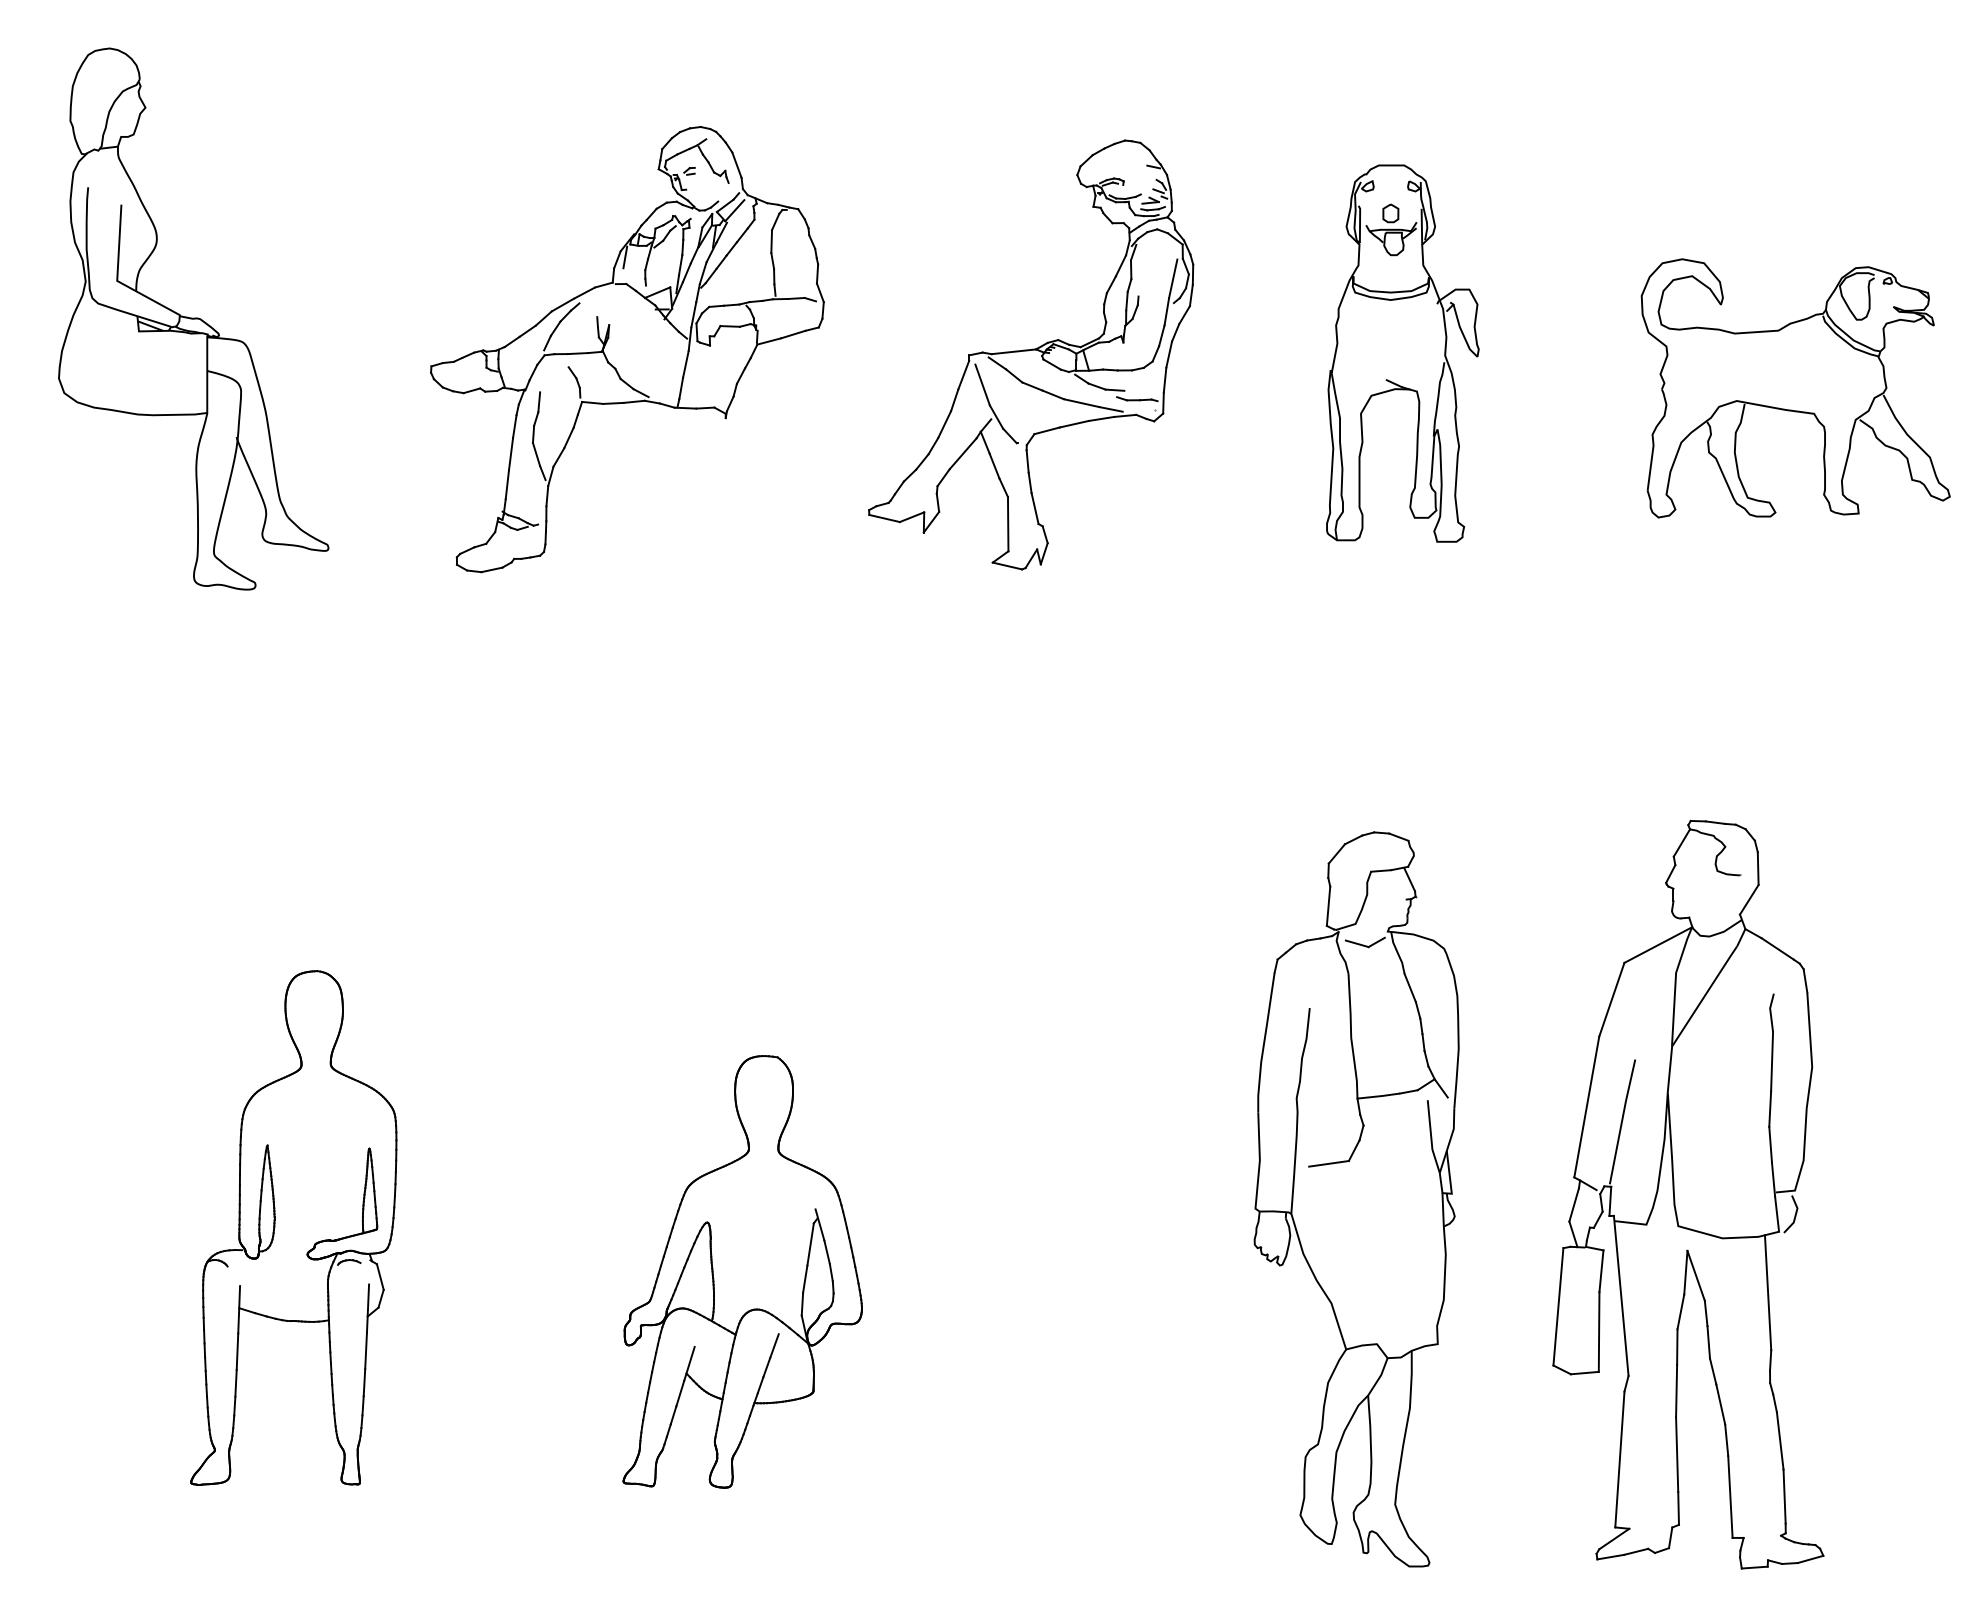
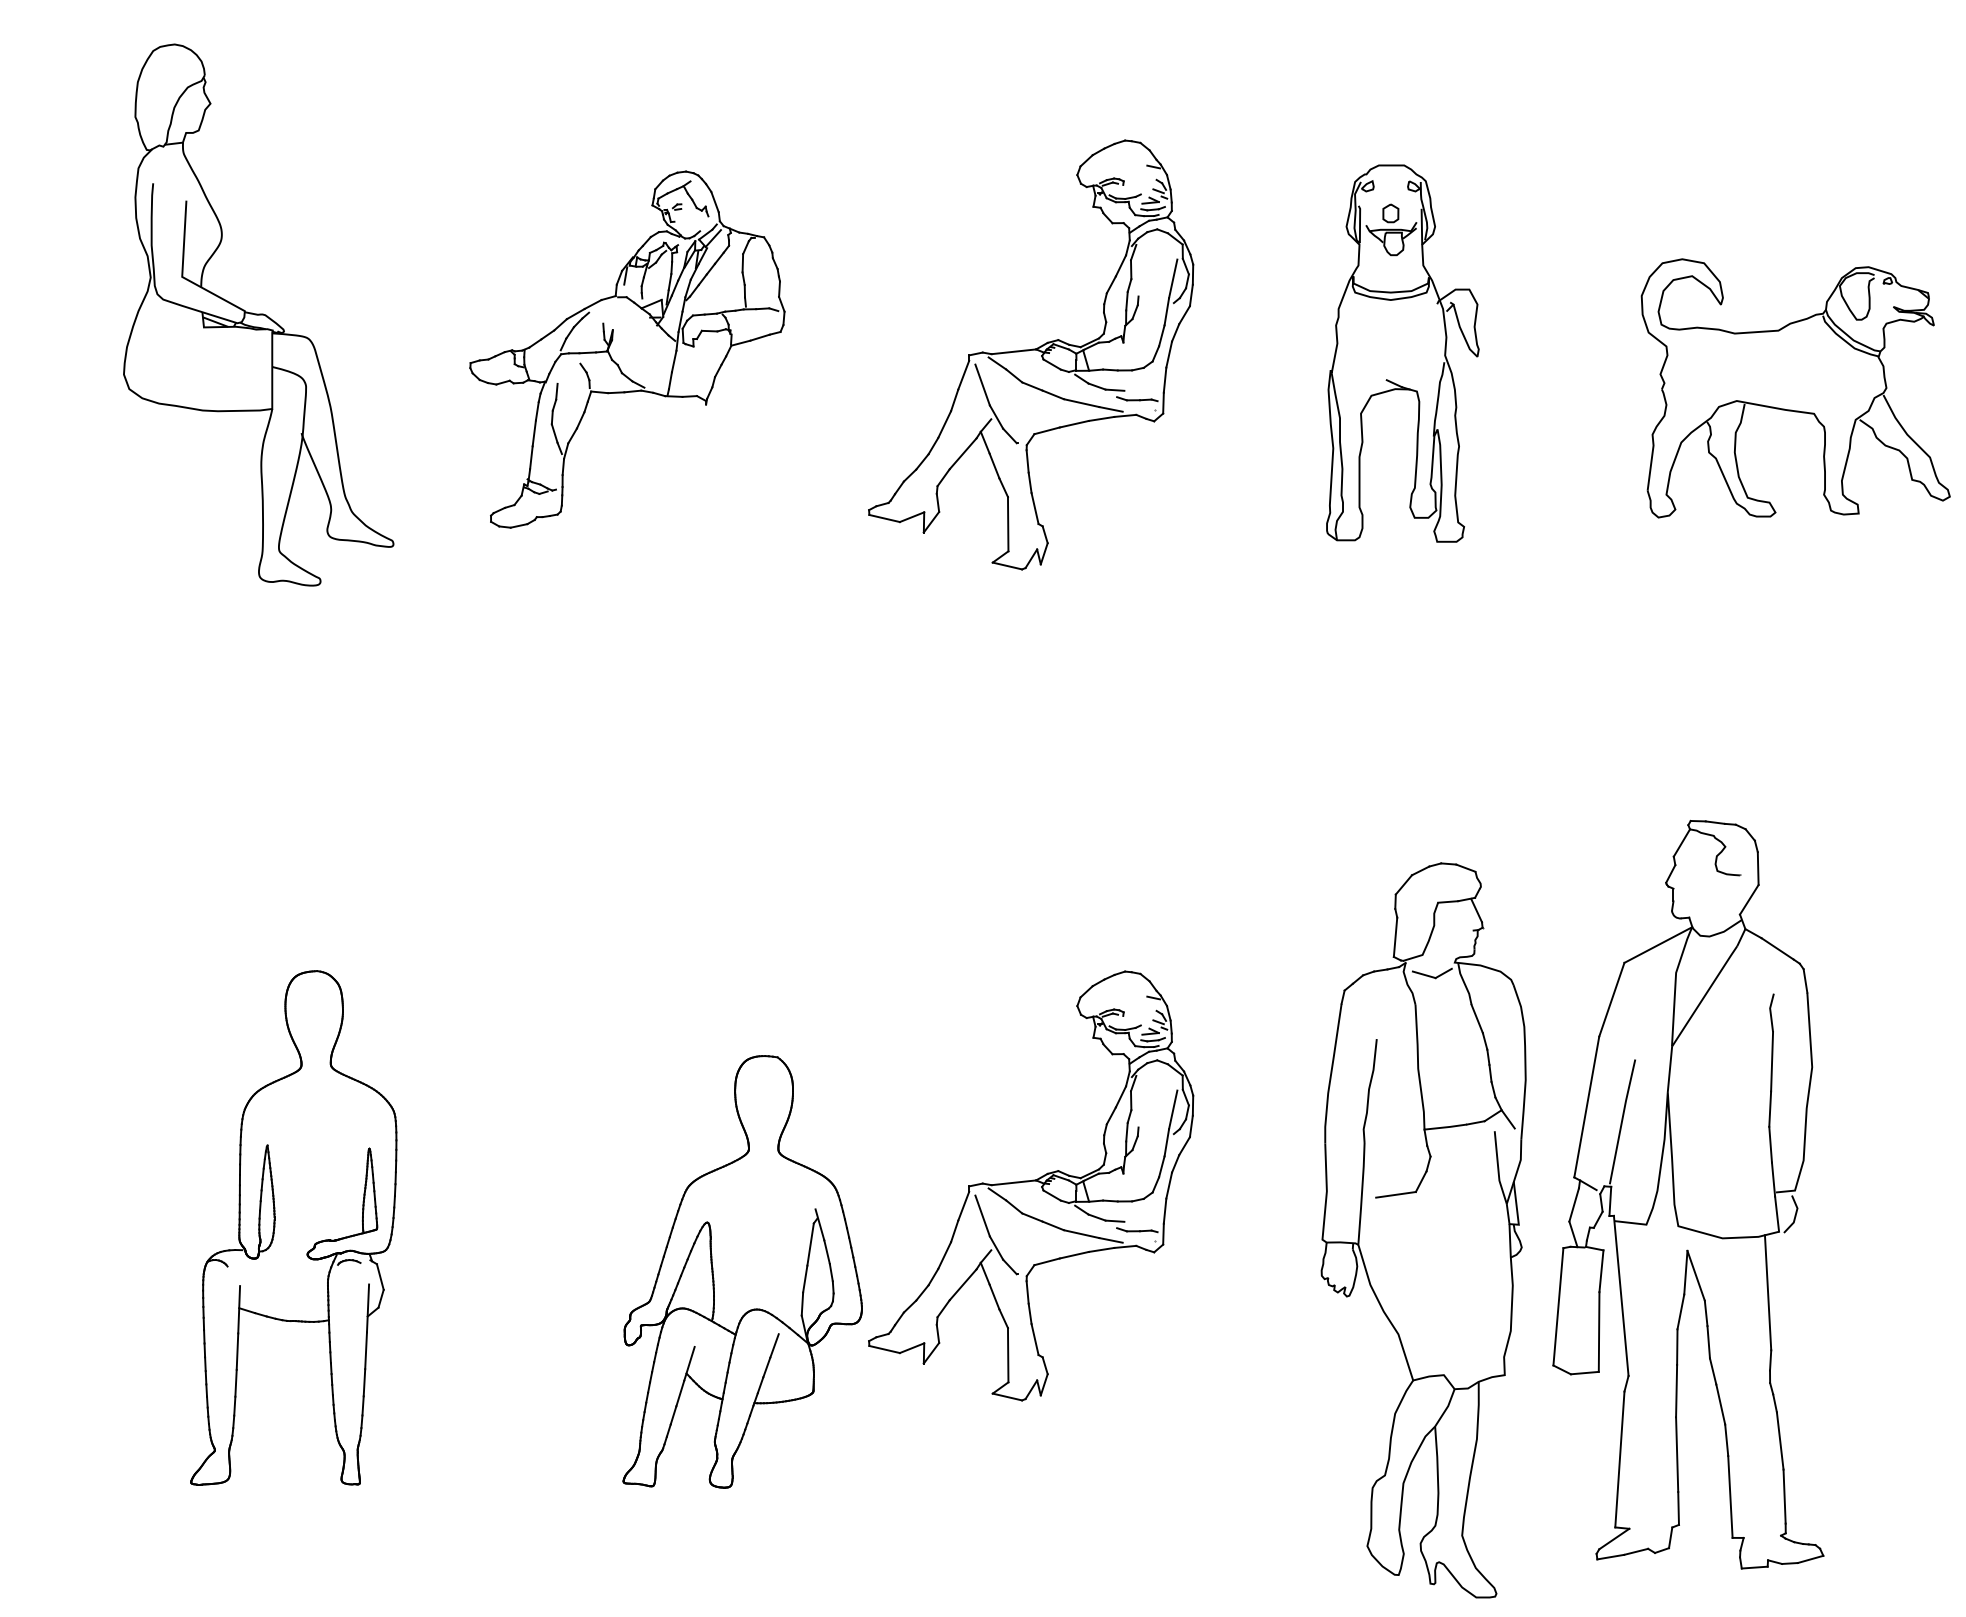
part position: (193, 318) -> (258, 314) (258, 314)
part size: 395x448 px -> 317x359 px (627, 349)
part: none -> present (1031, 1185)
part position: (1356, 1199) -> (1423, 1230) (1423, 1230)
